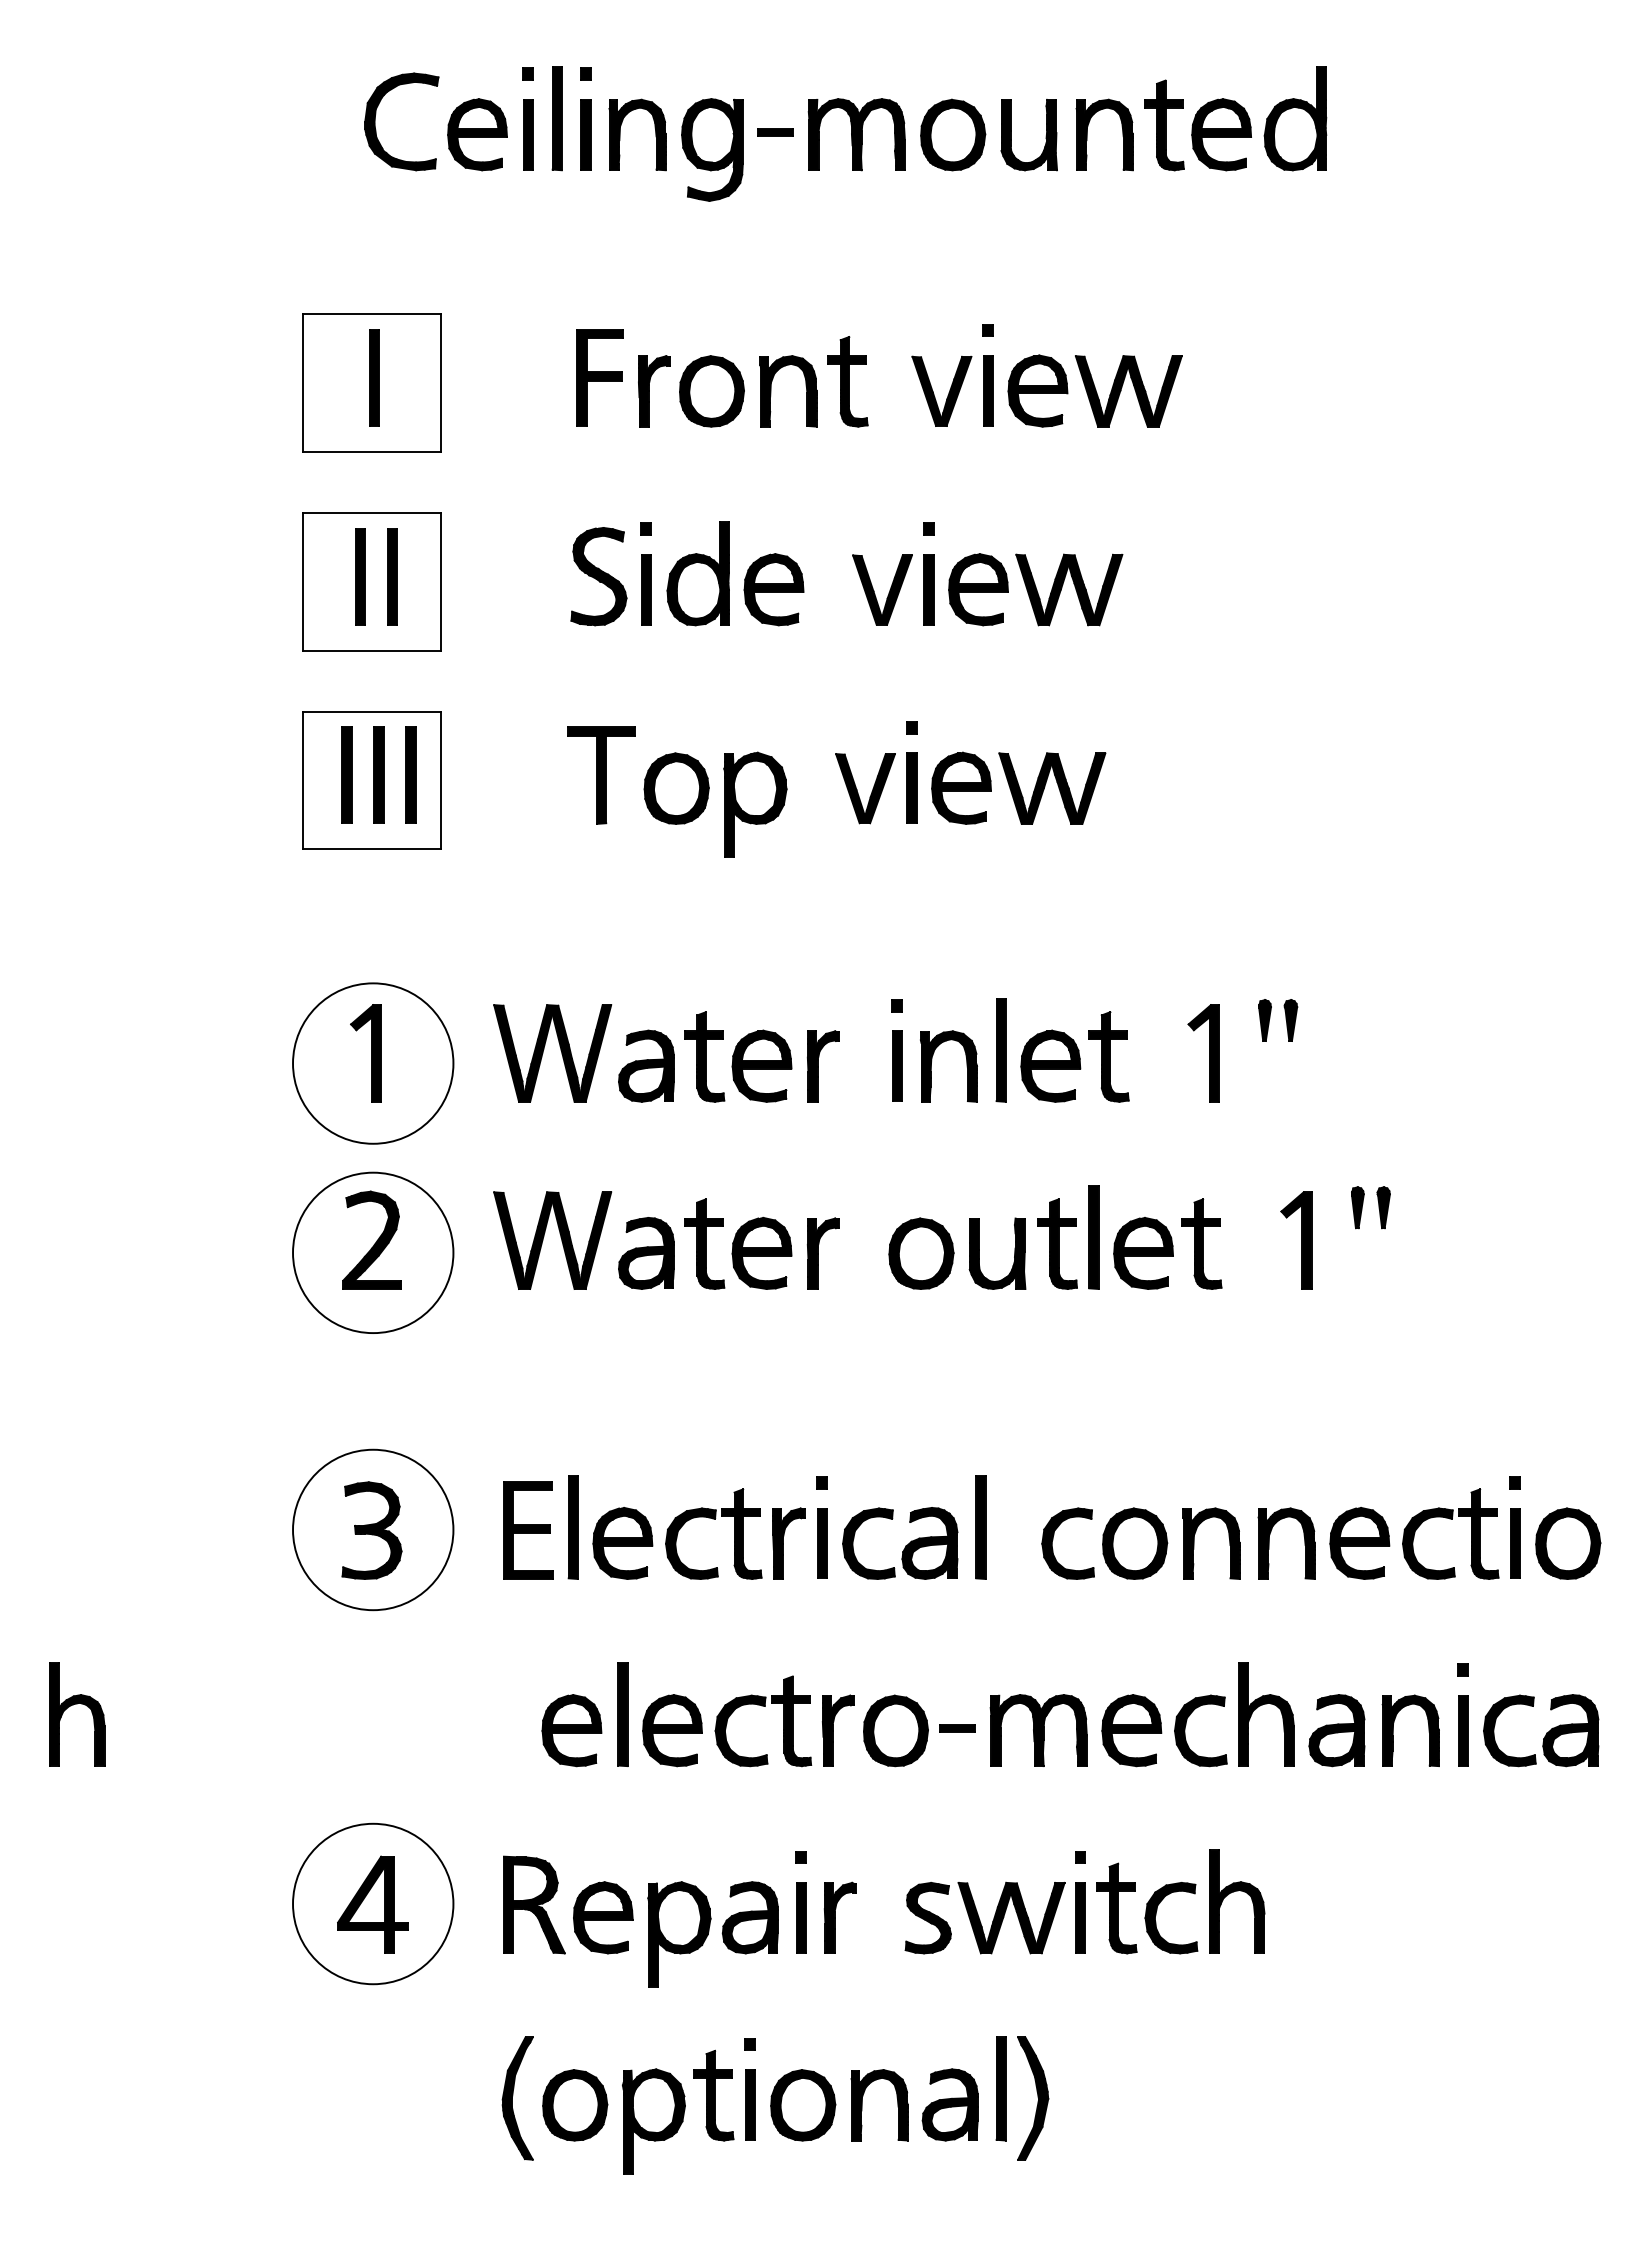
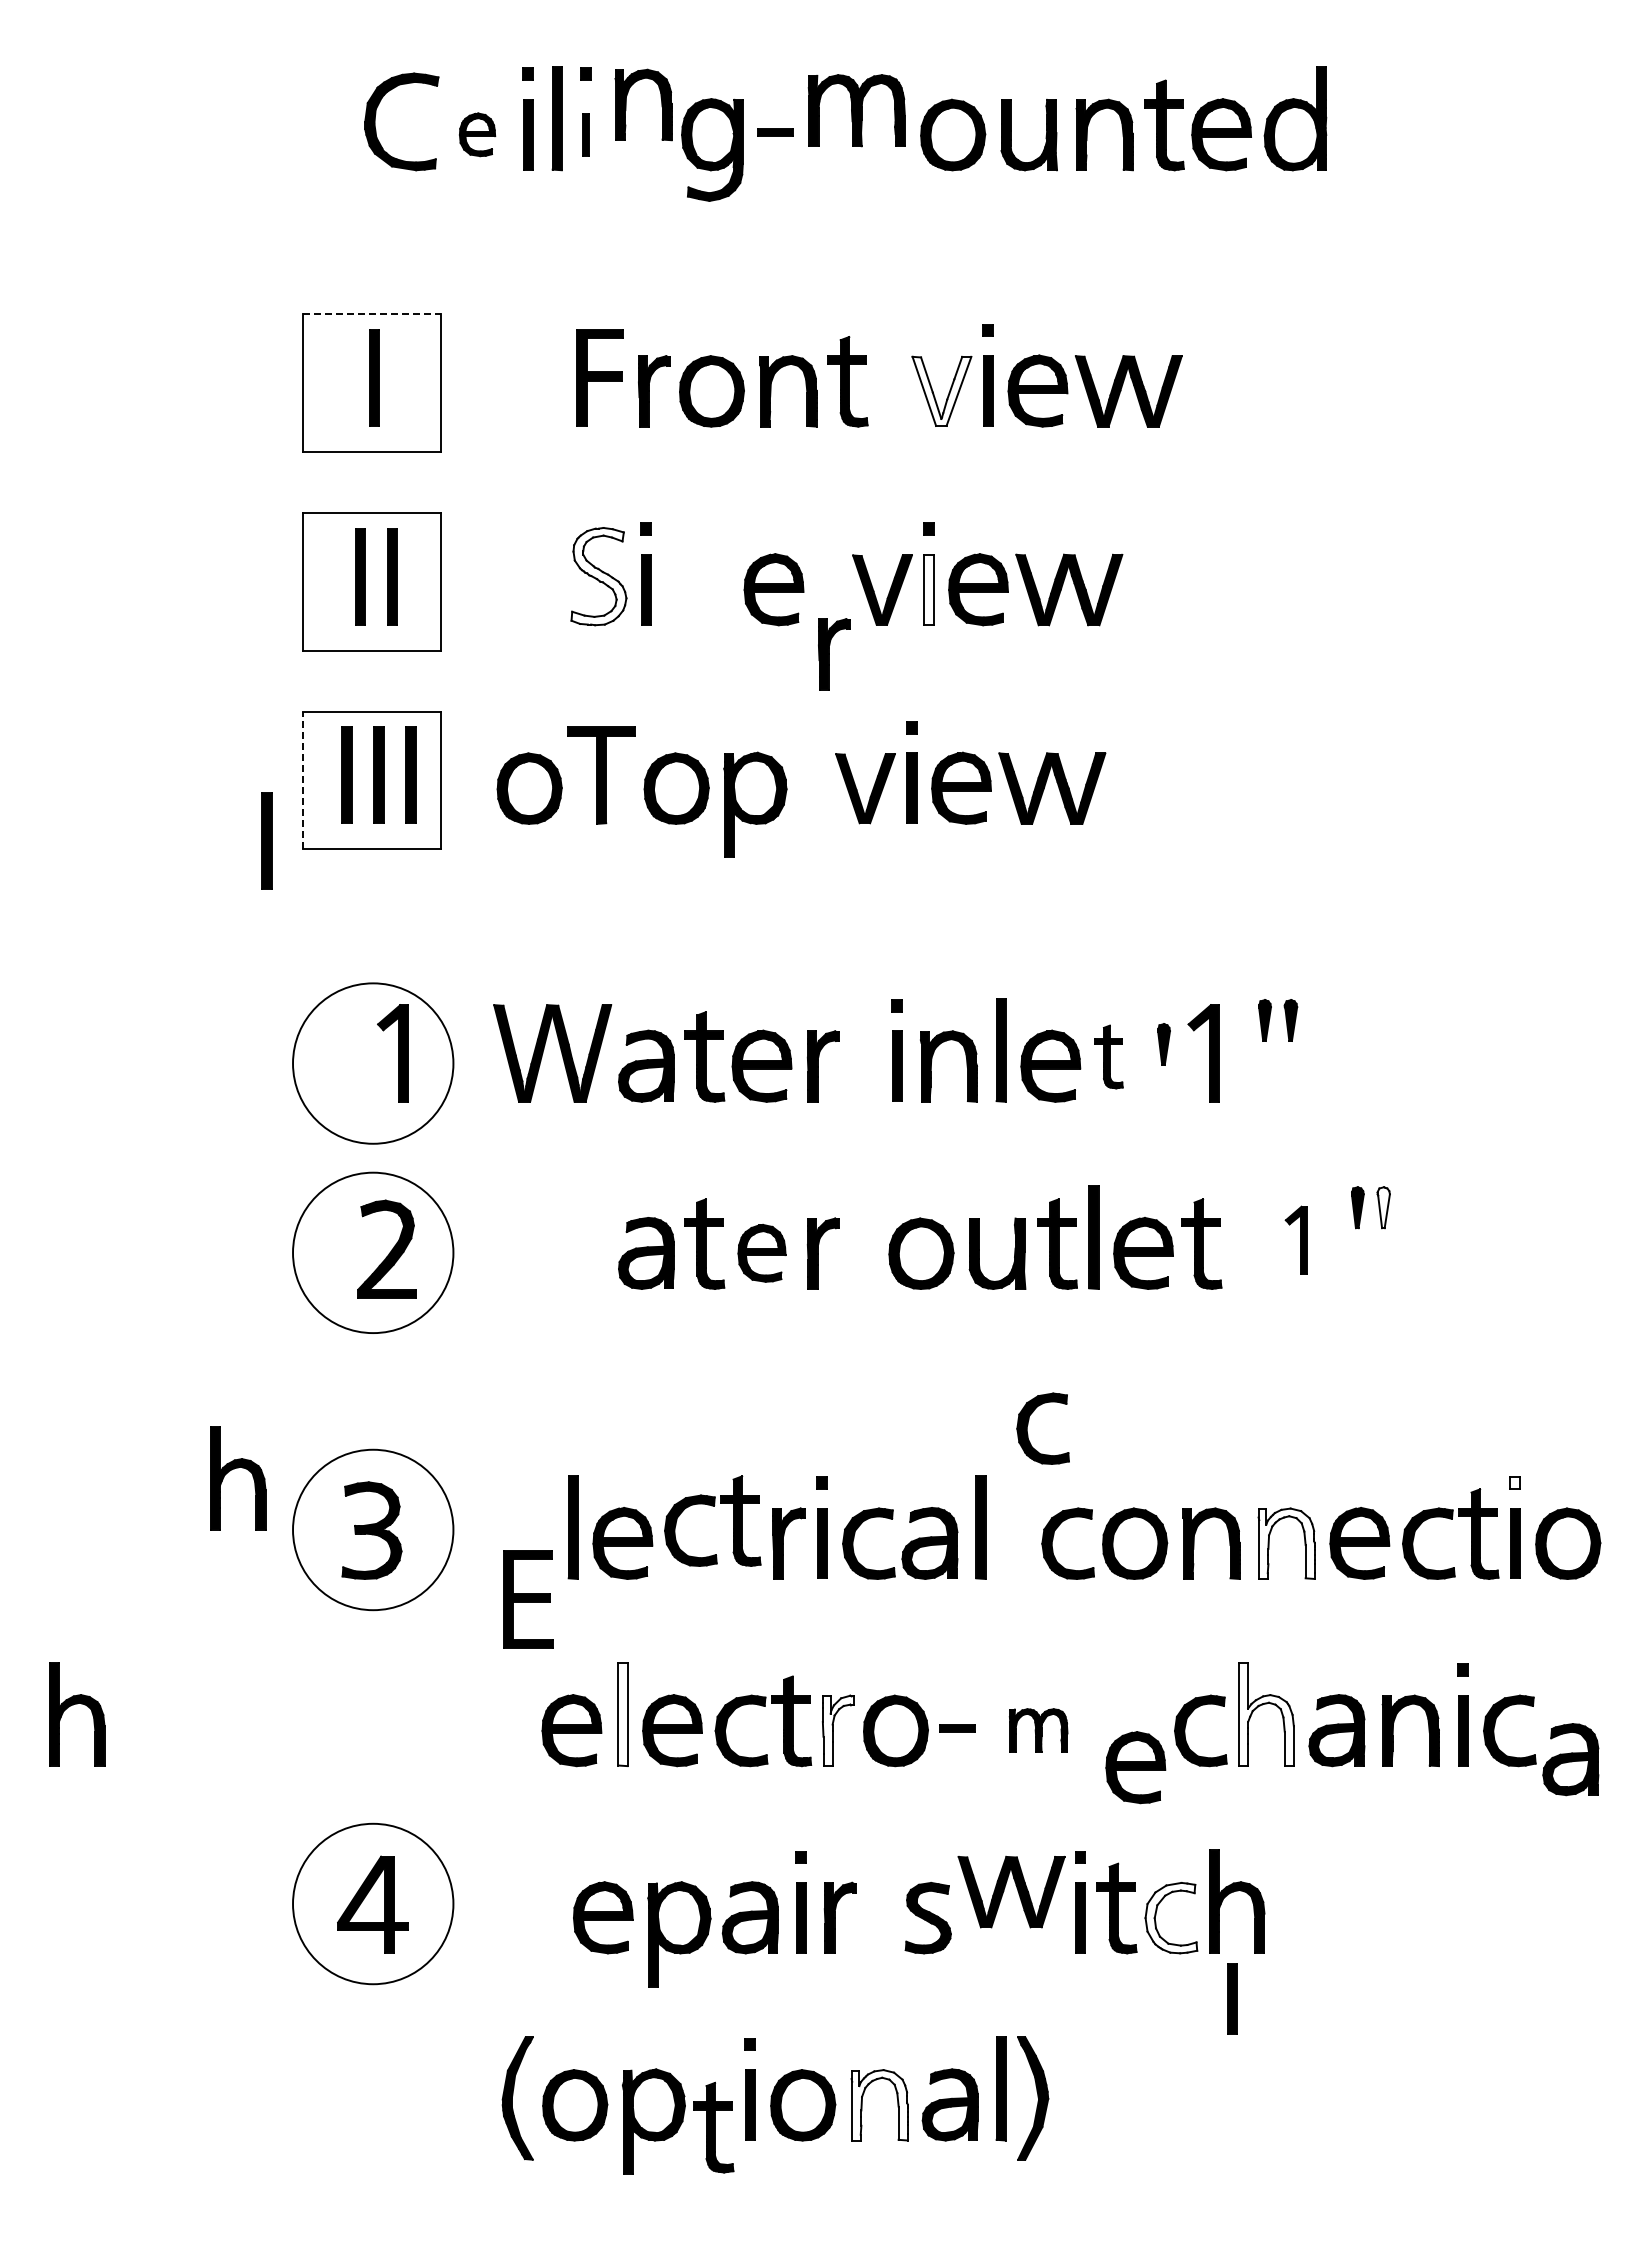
part size: 61x74 px -> 38x46 px (477, 134)
part size: 12x72 px -> 8x44 px (585, 134)
part position: (620, 134) -> (626, 104) (626, 104)
part position: (856, 134) -> (856, 110) (856, 110)
line: solid -> dashed (371, 314)
fill: present -> none (941, 390)
part: present -> none (697, 573)
fill: present -> none (598, 576)
fill: present -> none (928, 589)
part: none -> present (834, 654)
line: solid -> dashed (303, 780)
part: none -> present (529, 788)
part: none -> present (266, 840)
part: none -> present (1163, 1044)
part position: (365, 1053) -> (392, 1053) (392, 1053)
part size: 42x92 px -> 30x66 px (1108, 1056)
fill: present -> none (1383, 1207)
part: present -> none (560, 1237)
part position: (371, 1239) -> (386, 1248) (386, 1248)
part size: 33x99 px -> 24x70 px (1295, 1239)
part size: 62x74 px -> 50x59 px (761, 1253)
part: none -> present (1028, 1425)
part: none -> present (234, 1469)
fill: present -> none (1514, 1482)
part position: (713, 1519) -> (712, 1506) (712, 1506)
part position: (528, 1530) -> (528, 1599) (528, 1599)
fill: present -> none (1286, 1543)
fill: present -> none (622, 1714)
fill: present -> none (1266, 1714)
fill: present -> none (838, 1730)
part size: 99x73 px -> 61x45 px (1038, 1730)
part position: (1131, 1730) -> (1135, 1767) (1135, 1767)
part position: (1570, 1730) -> (1570, 1759) (1570, 1759)
part: present -> none (534, 1904)
part position: (1011, 1917) -> (1011, 1891) (1011, 1891)
fill: present -> none (1171, 1917)
part: none -> present (1232, 1998)
part position: (713, 2095) -> (713, 2127) (713, 2127)
fill: present -> none (879, 2105)
